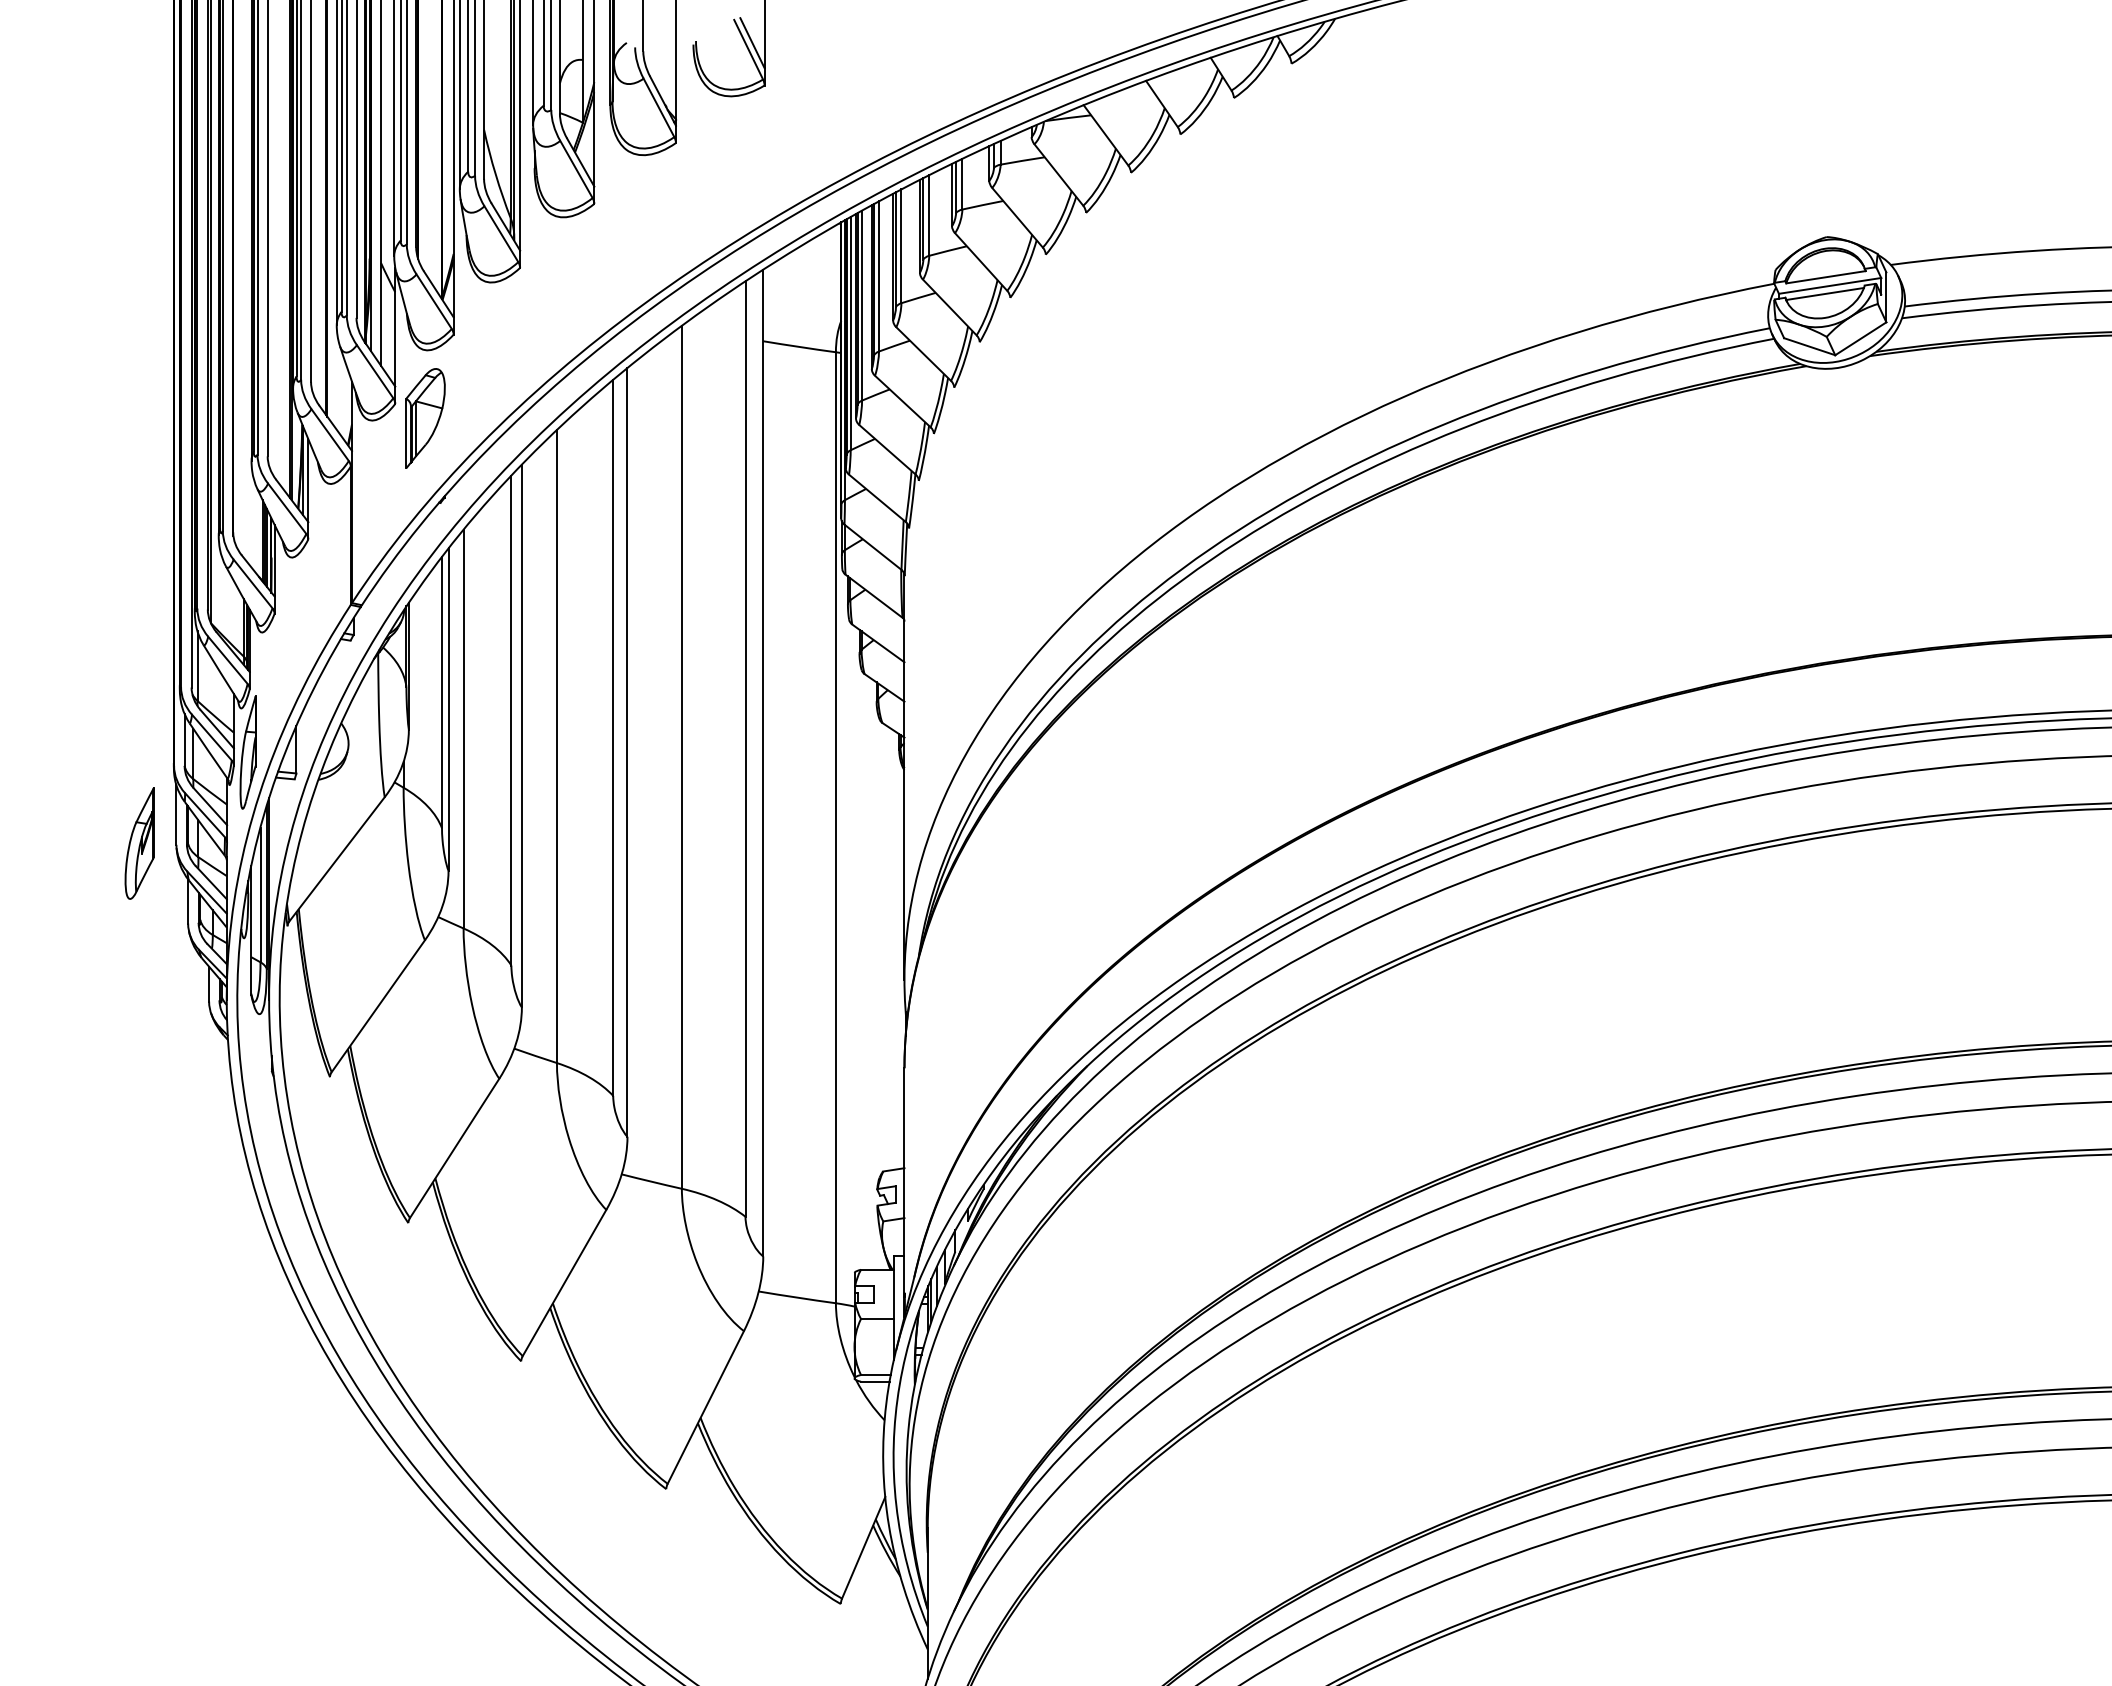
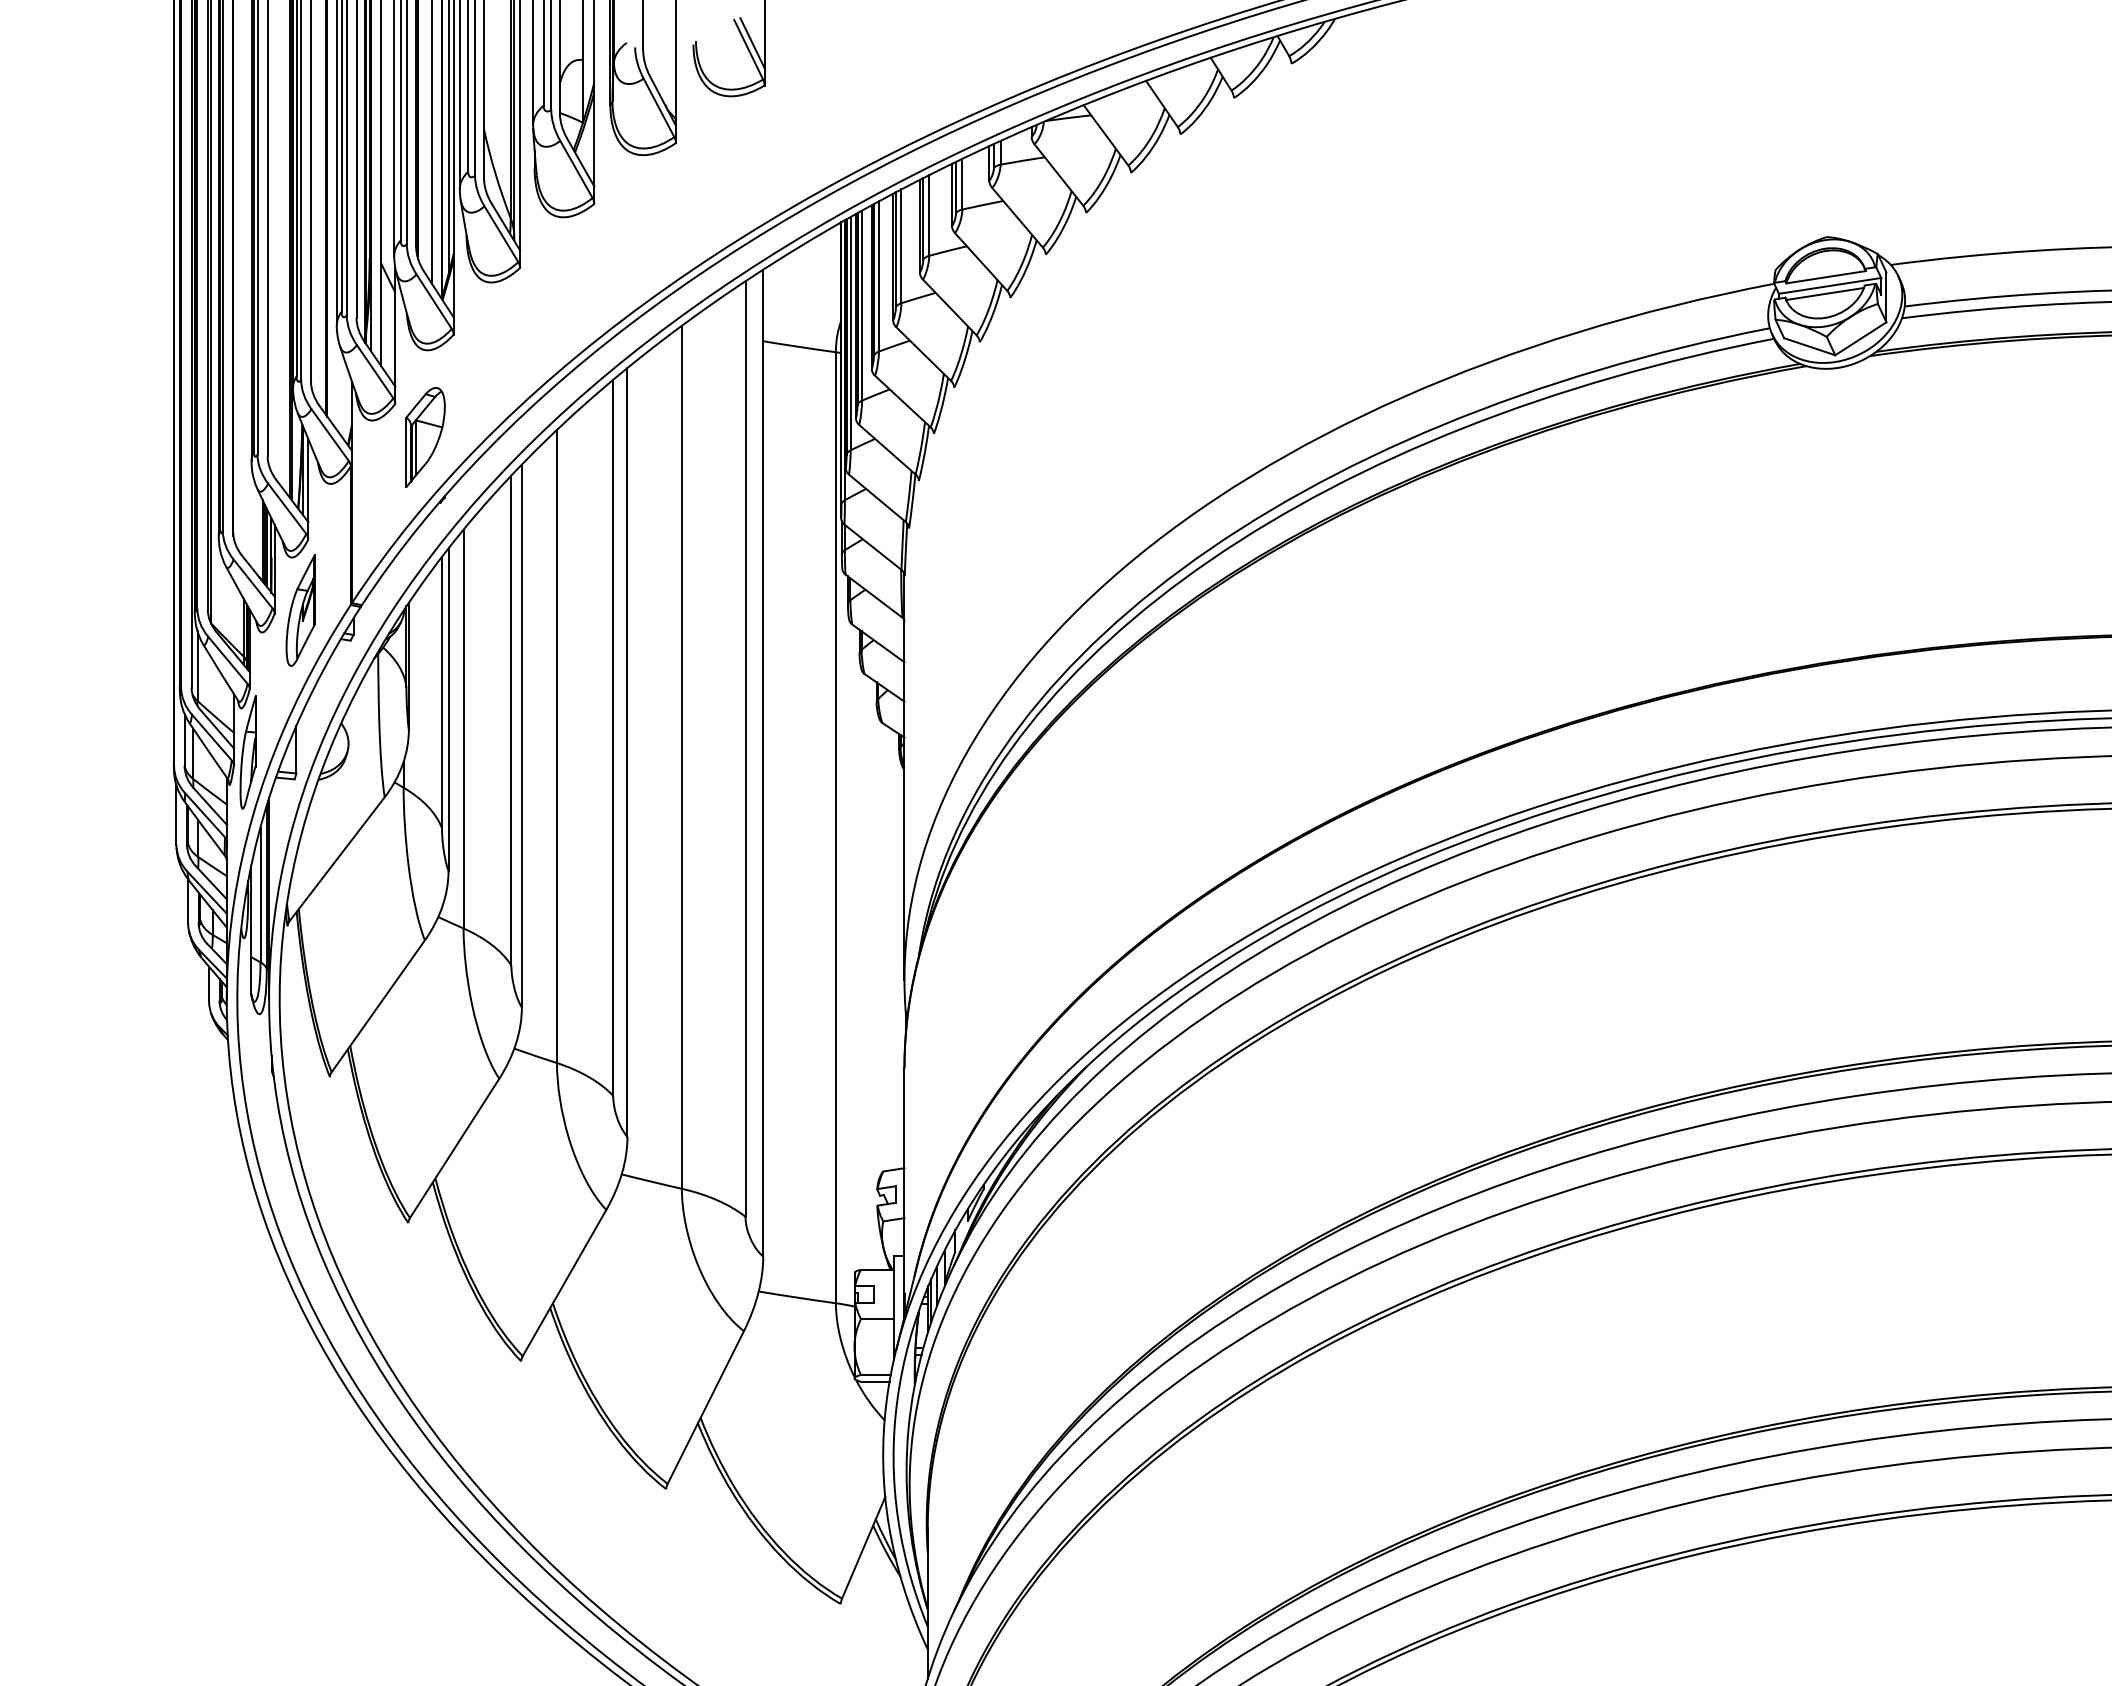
line: none -> present (448, 138)
line: none -> present (432, 143)
part position: (425, 418) -> (425, 437) (425, 437)
part position: (139, 843) -> (300, 610) (300, 610)
